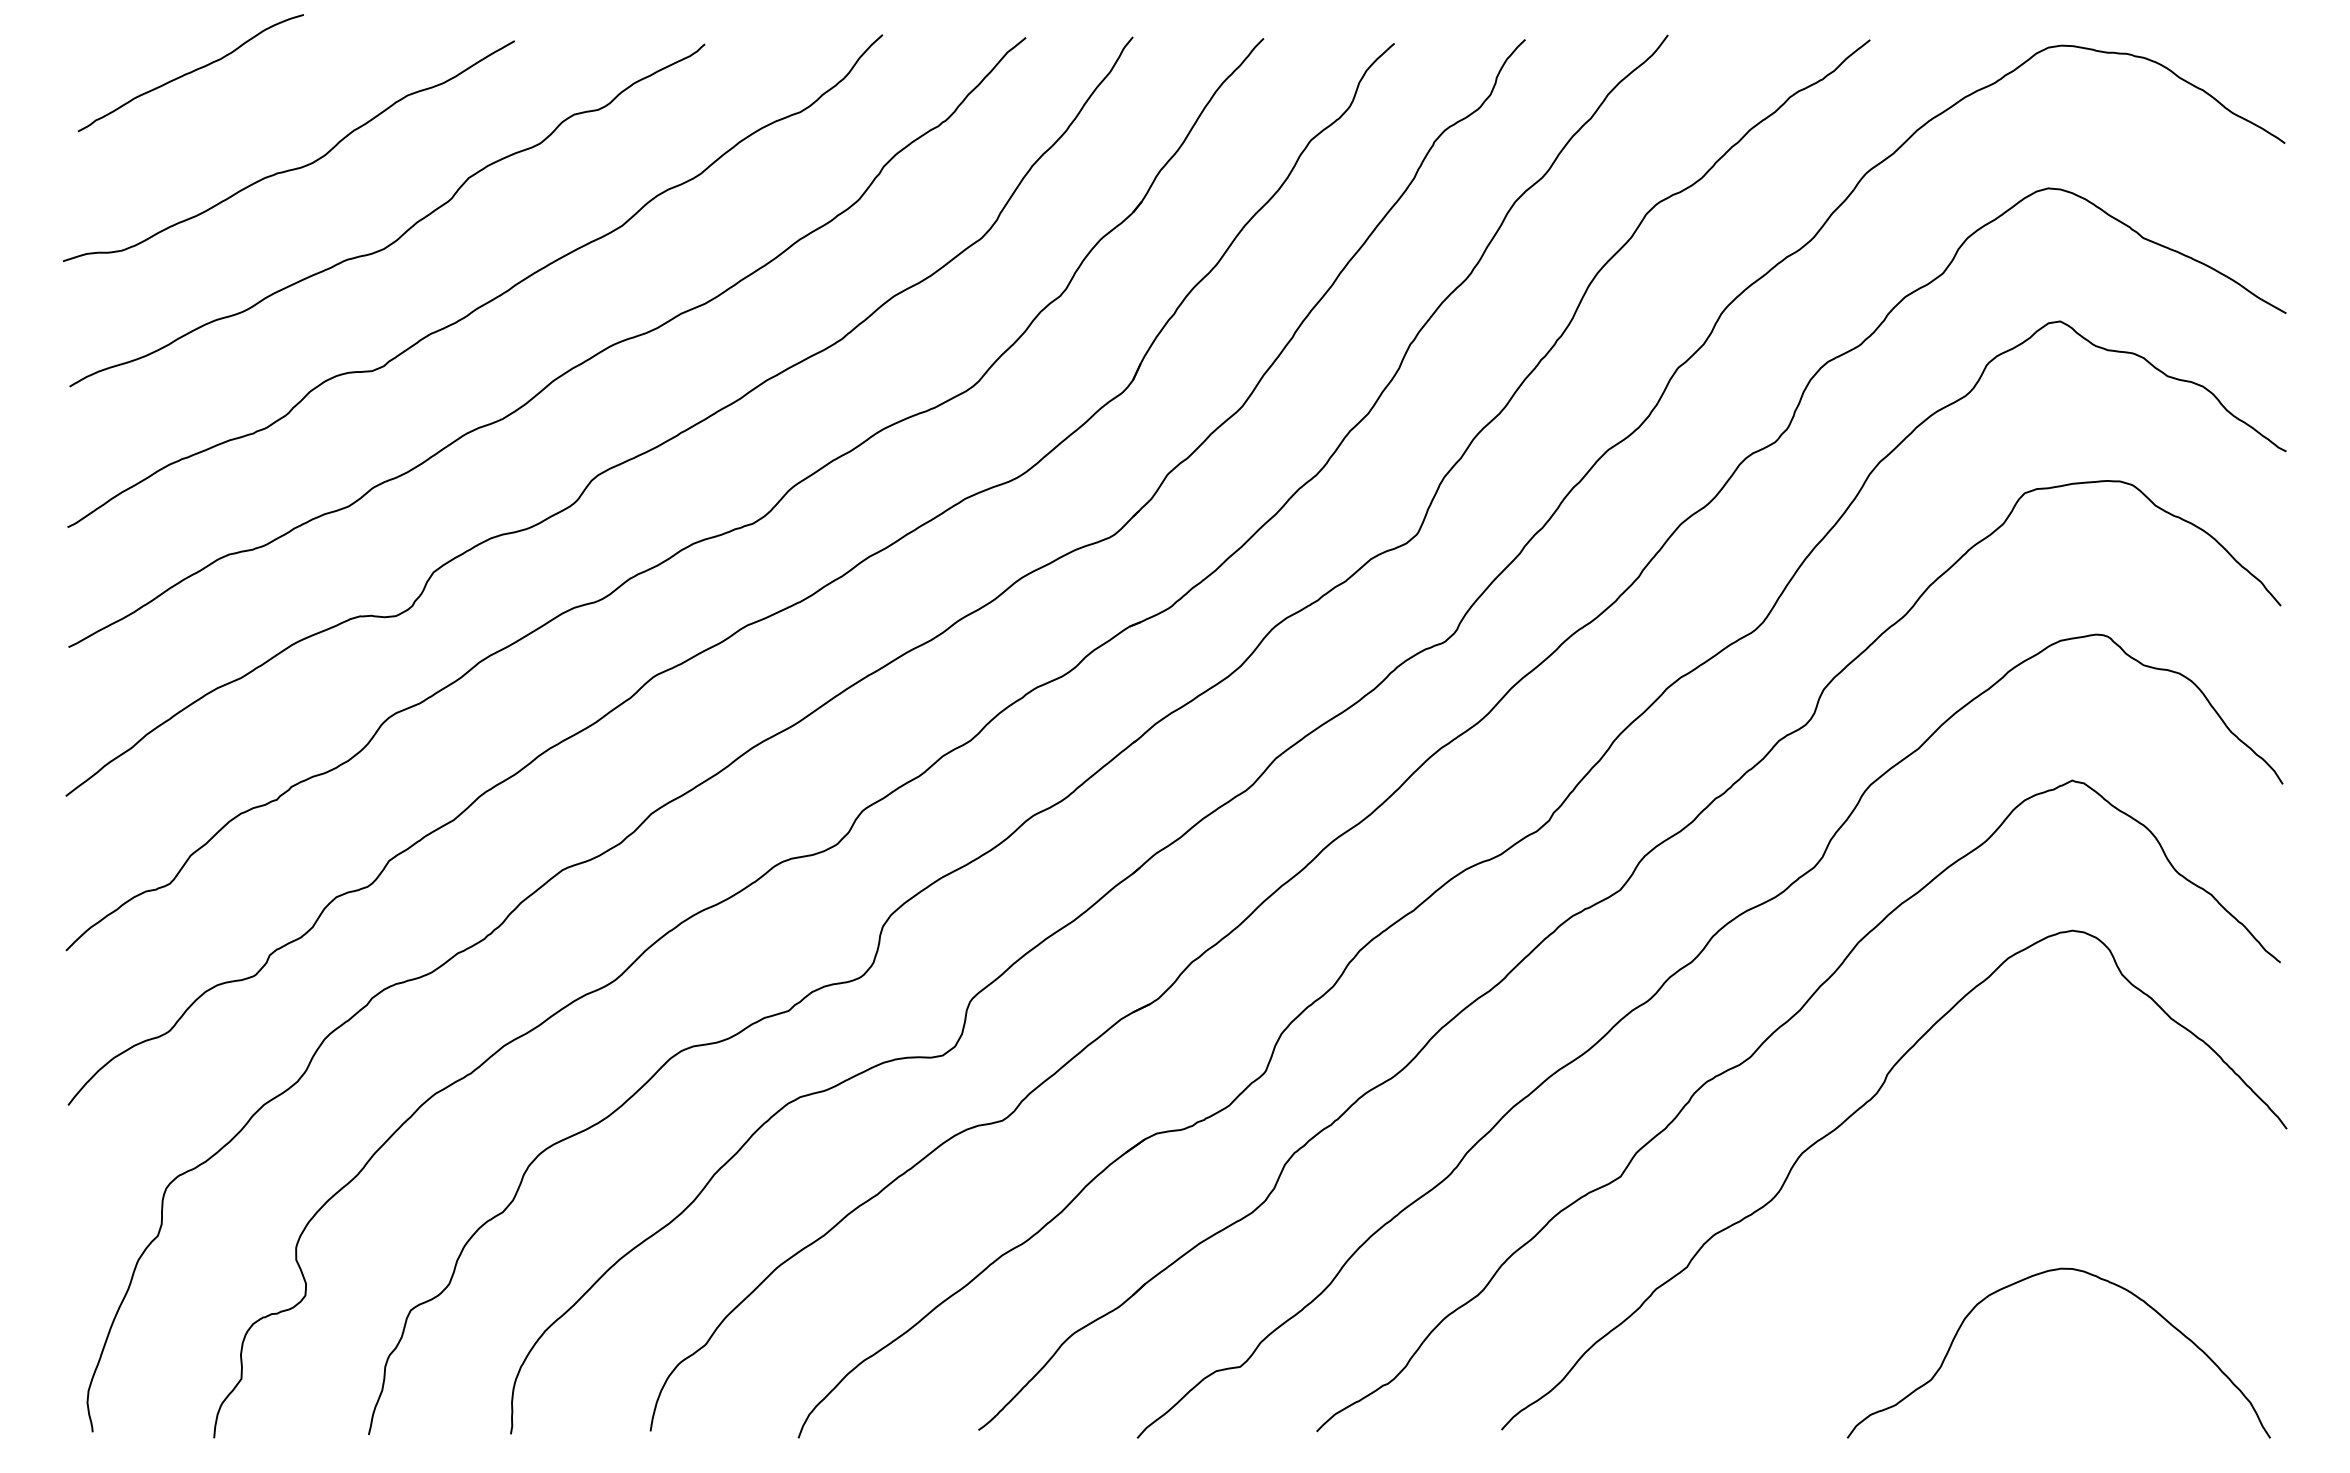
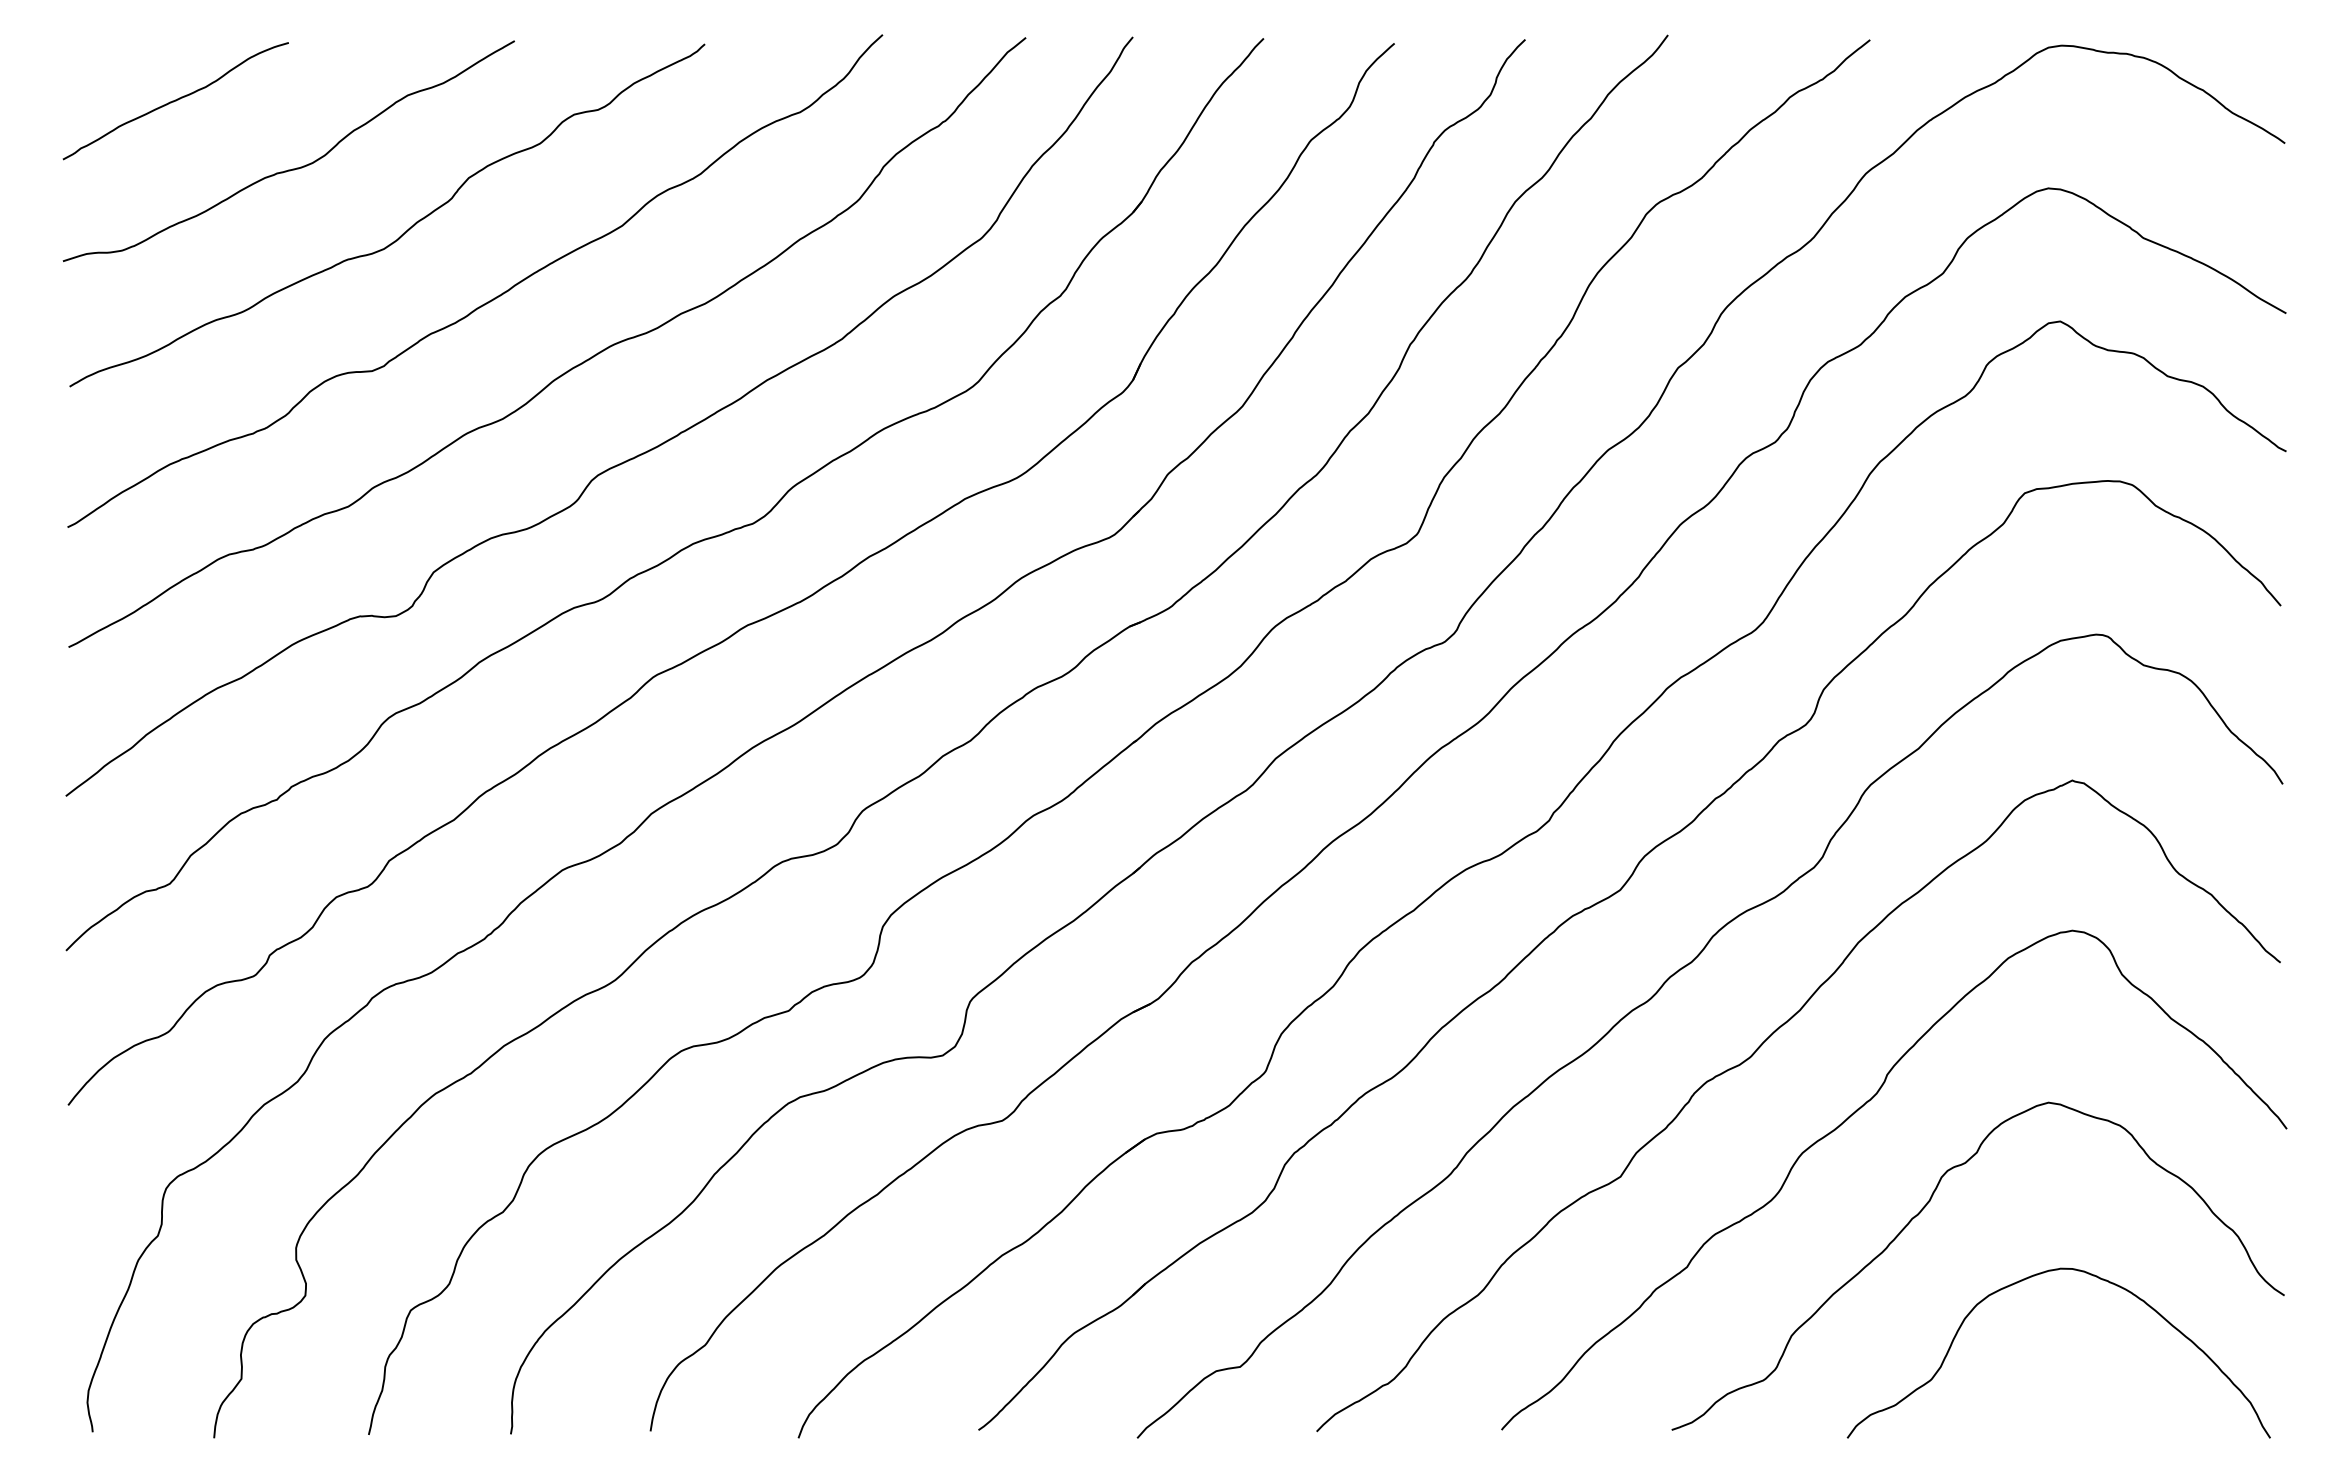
curve position: (190, 73) -> (175, 101) (175, 101)
curve: none -> present (1921, 1212)
